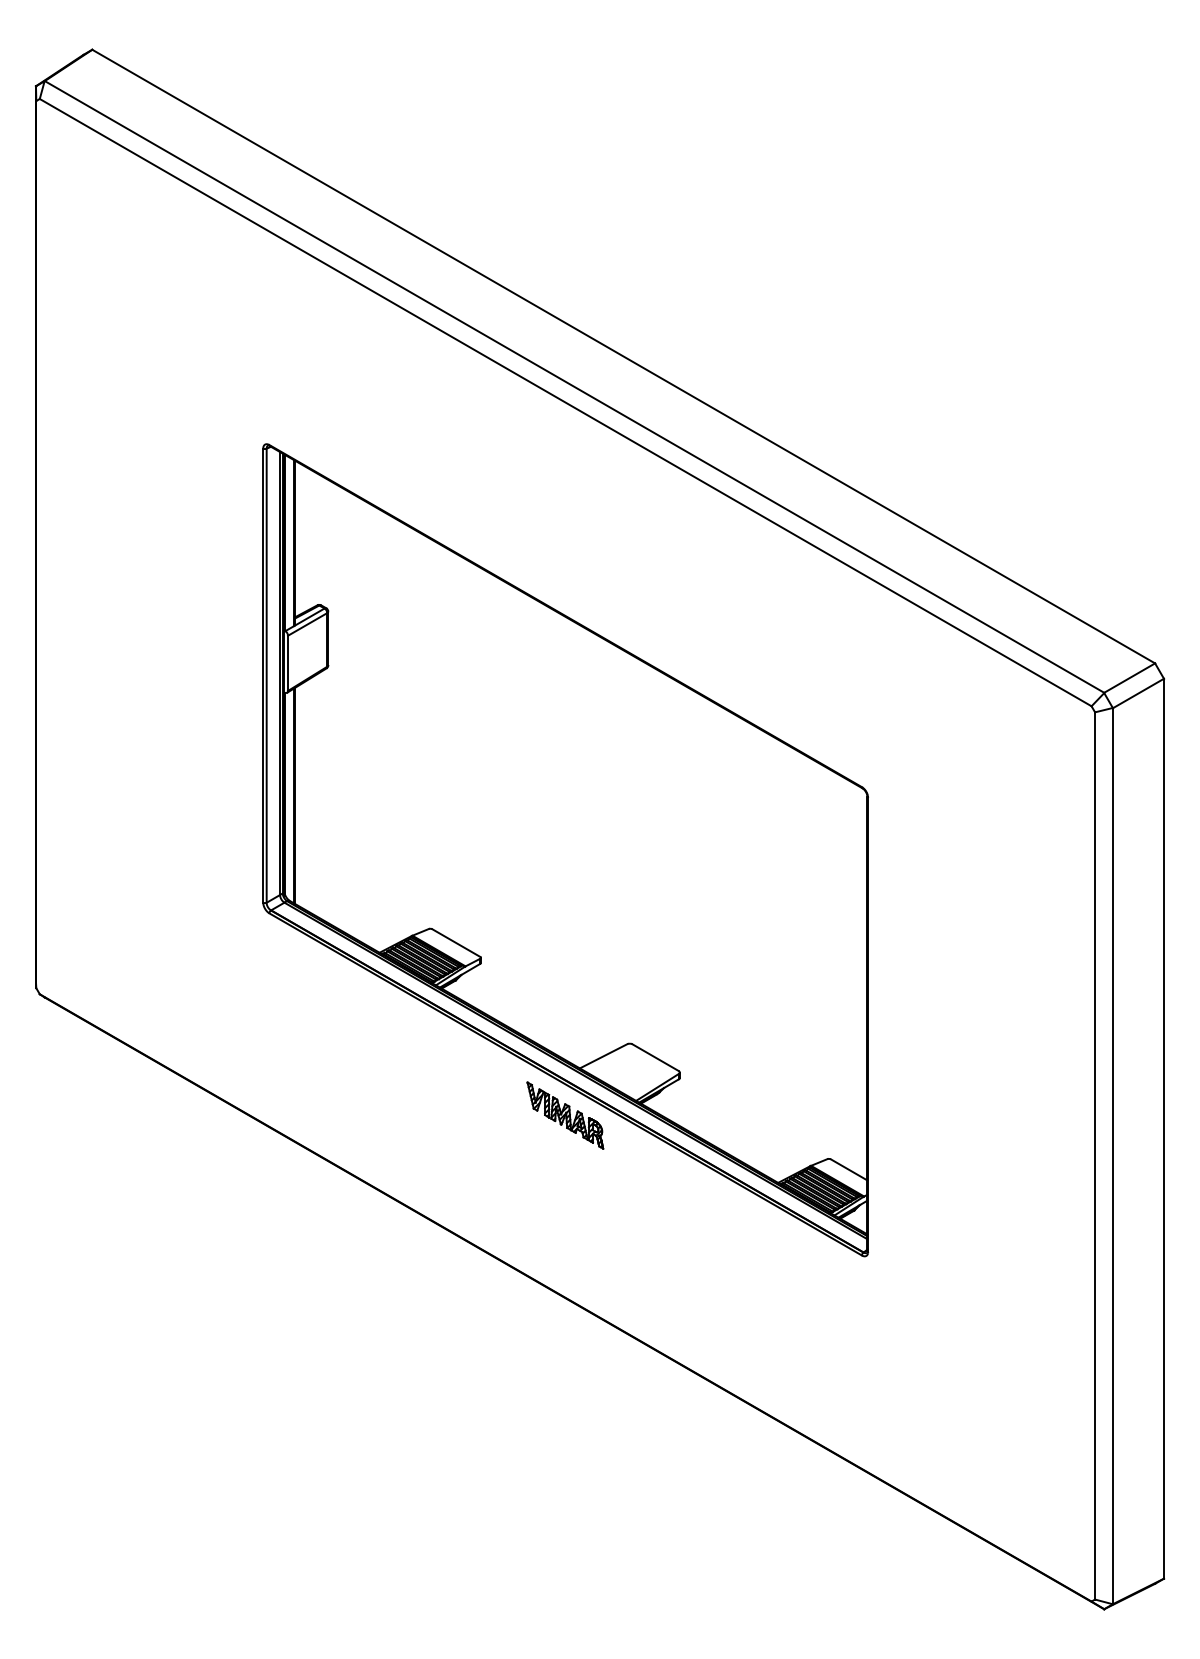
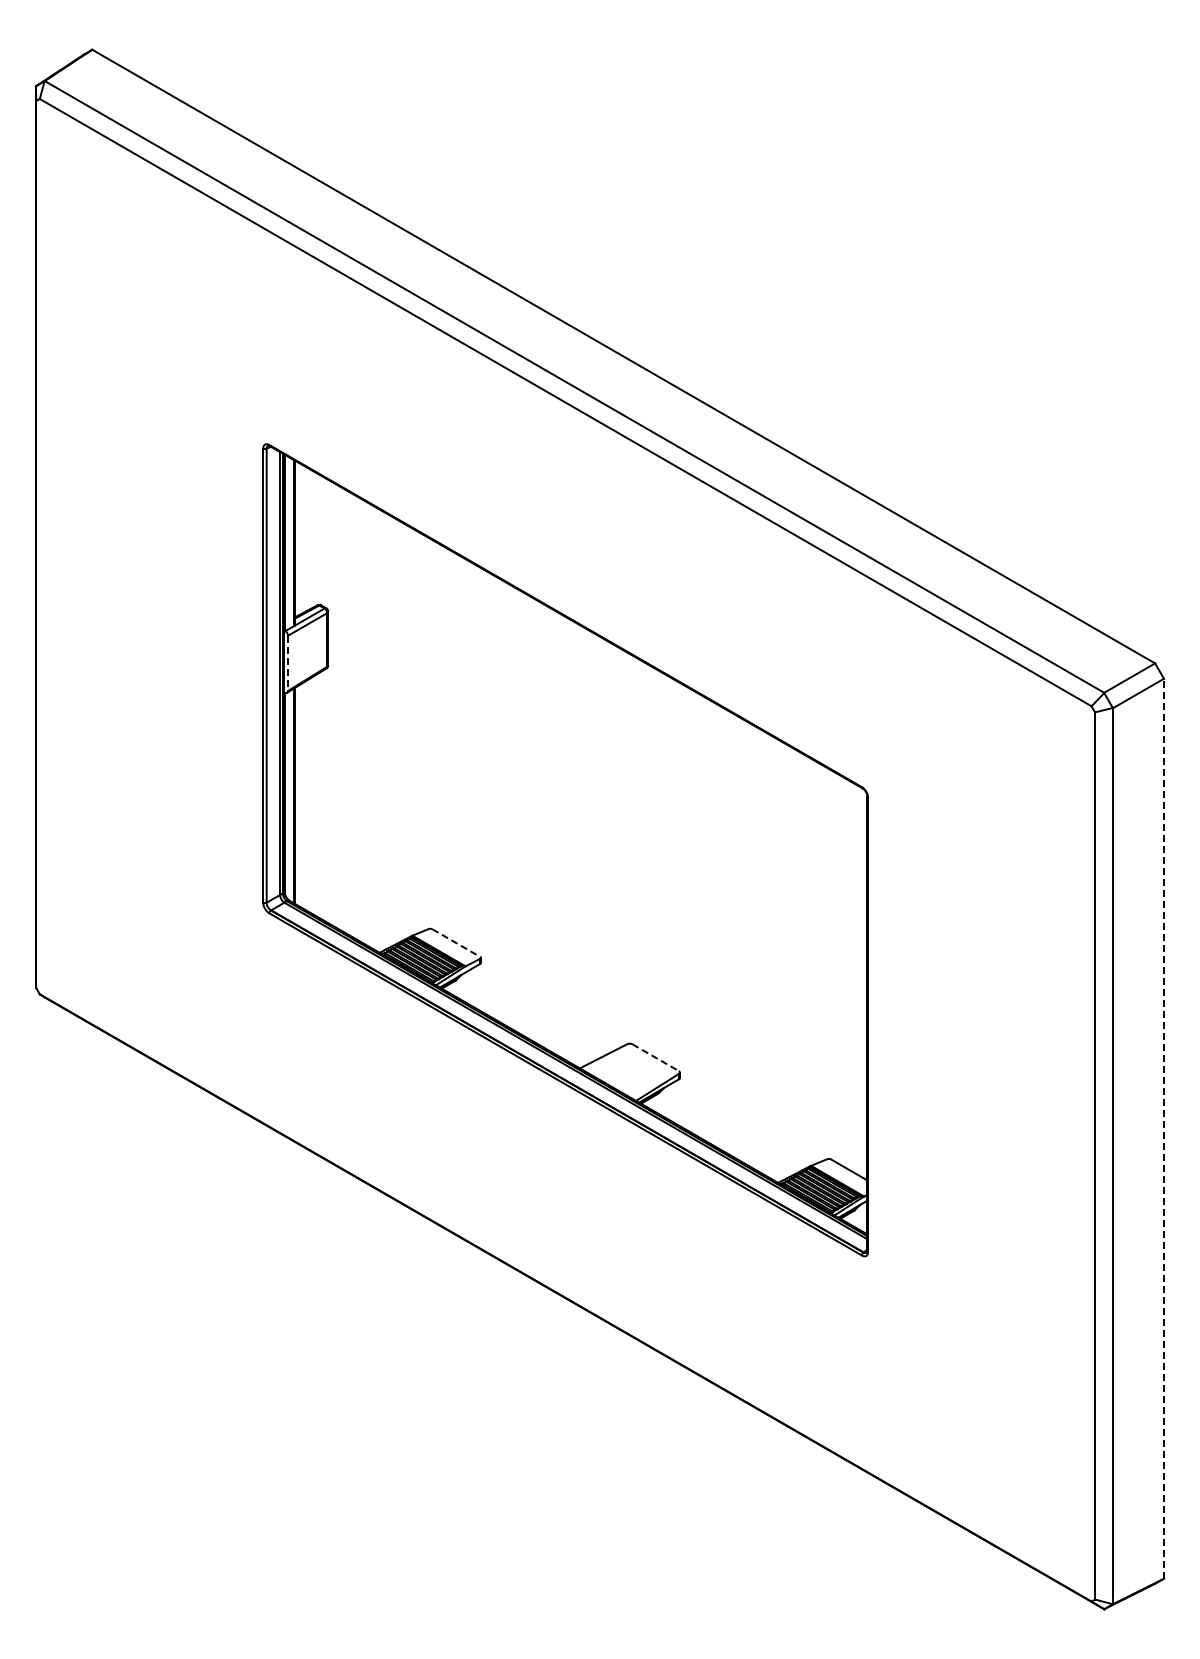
line: solid -> dashed (288, 663)
line: solid -> dashed (456, 943)
line: solid -> dashed (655, 1057)
part: present -> none (565, 1115)
line: solid -> dashed (1163, 1128)
